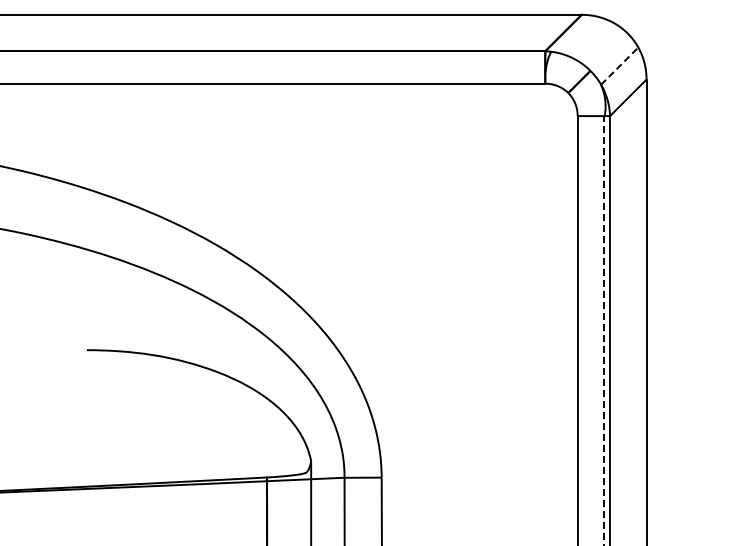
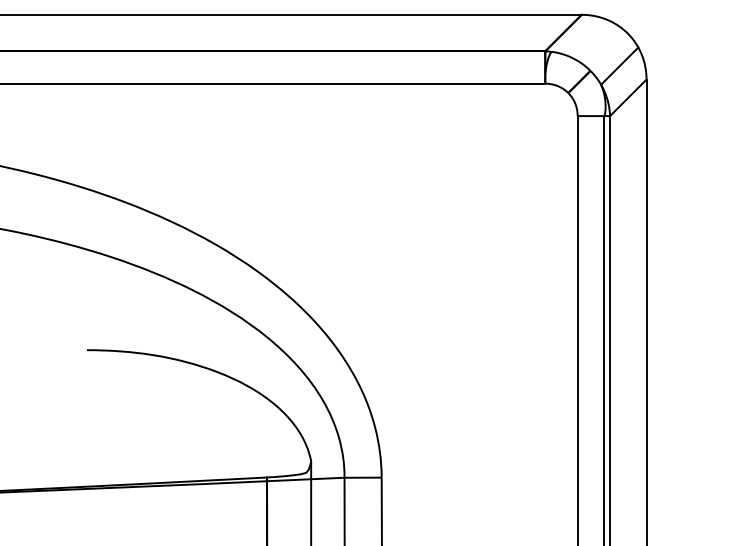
line: dashed -> solid (620, 65)
line: dashed -> solid (604, 331)
